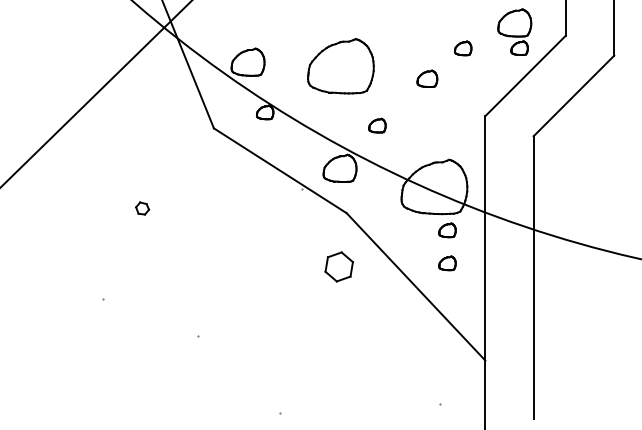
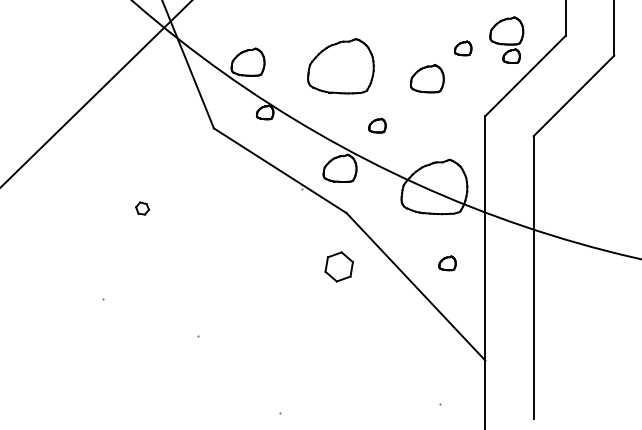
part position: (514, 31) -> (506, 39) (506, 39)
part size: 23x19 px -> 35x30 px (427, 78)
part: present -> none (447, 230)
